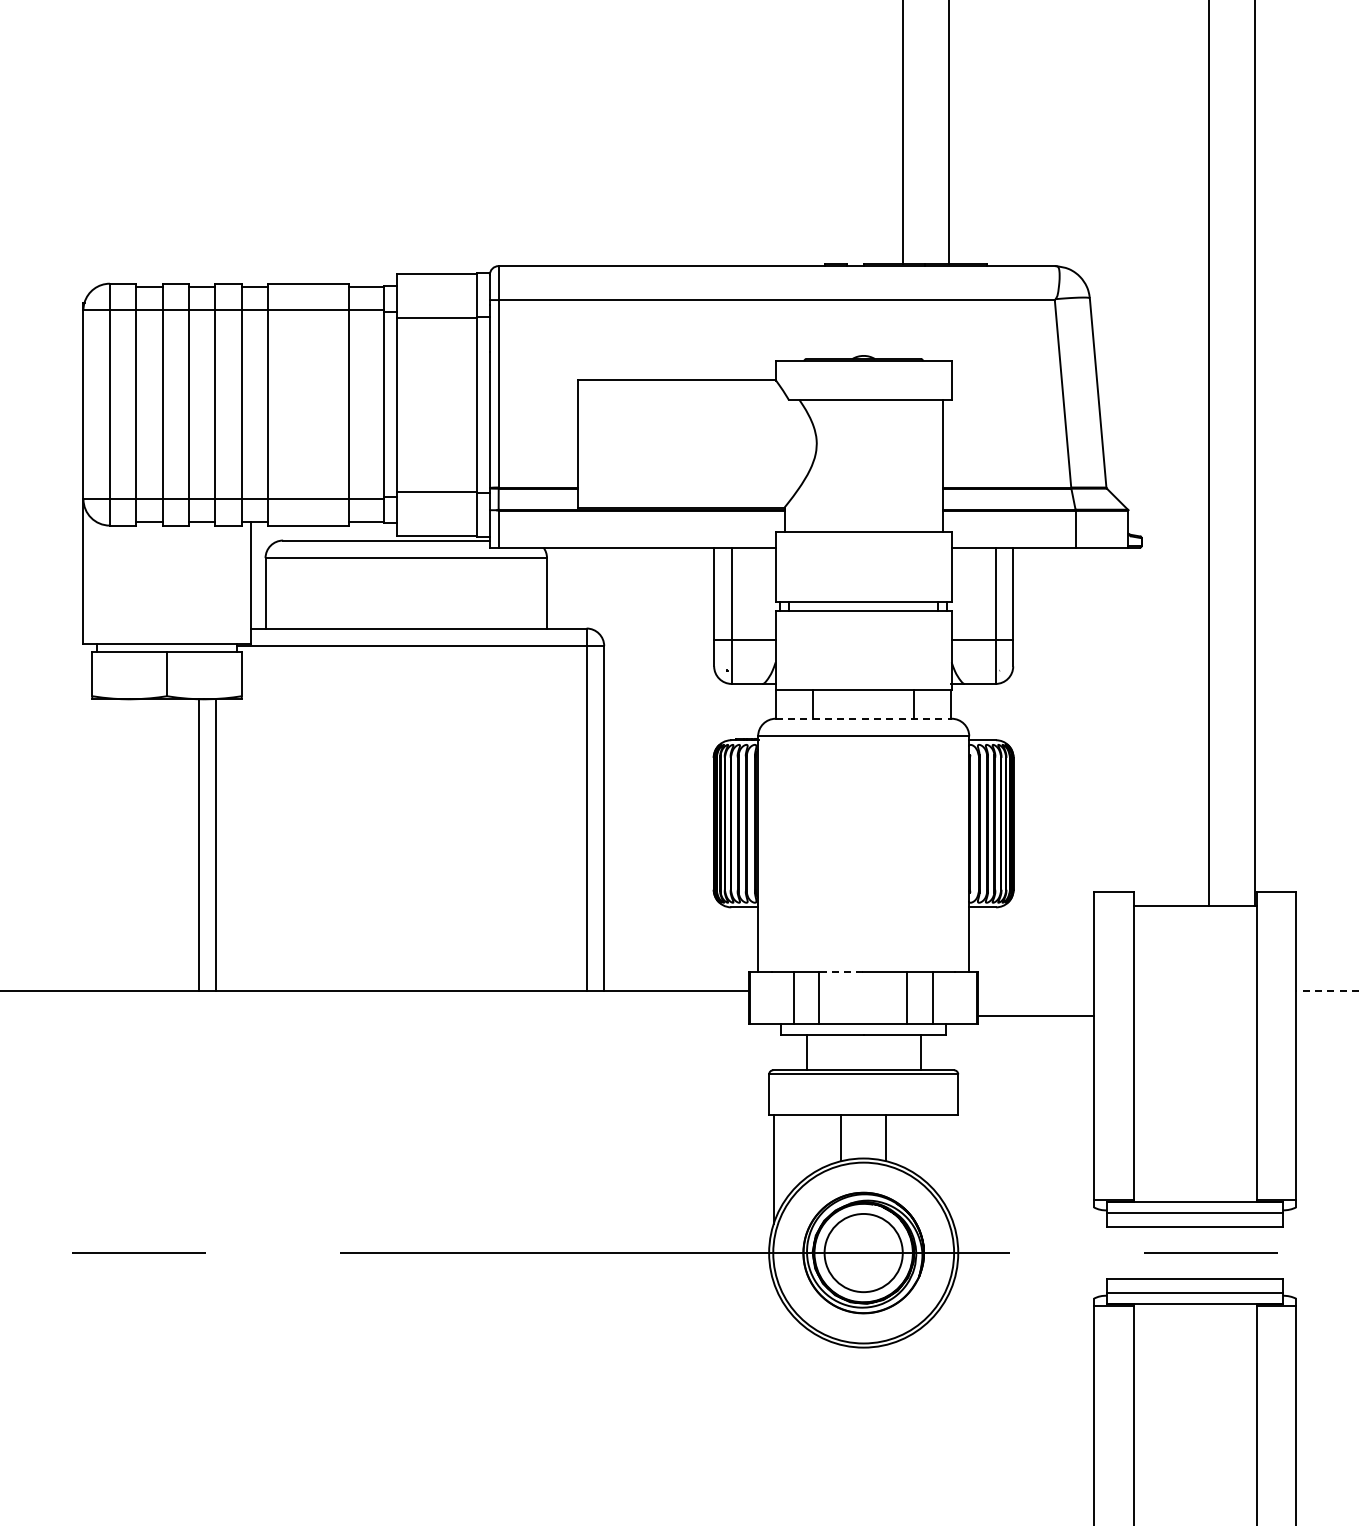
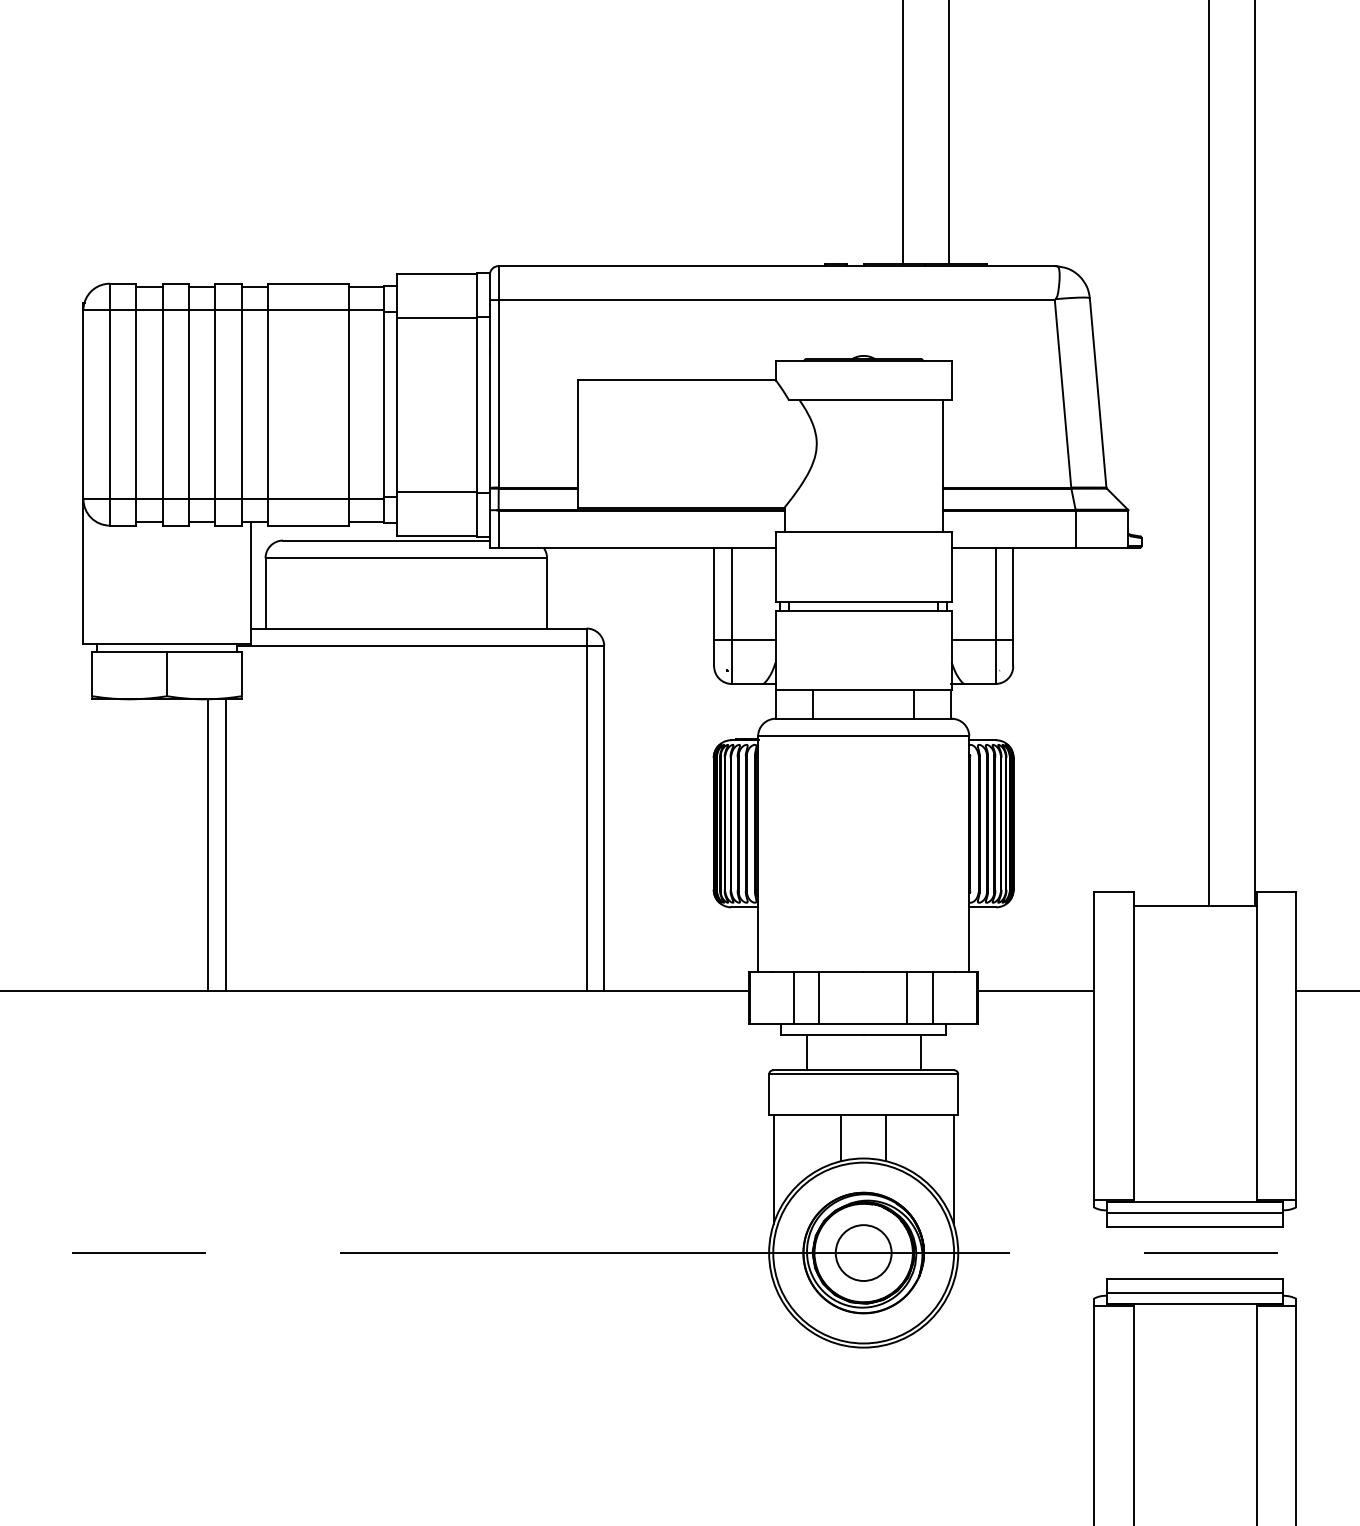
line: dashed -> solid (863, 718)
line position: (199, 844) -> (208, 844) (208, 844)
line position: (215, 844) -> (225, 844) (225, 844)
line: dashed -> solid (841, 971)
line: dashed -> solid (1327, 990)
line position: (1035, 1015) -> (1035, 990) (1035, 990)
line: none -> present (953, 1168)
circle diameter: 78 px -> 56 px (863, 1252)
